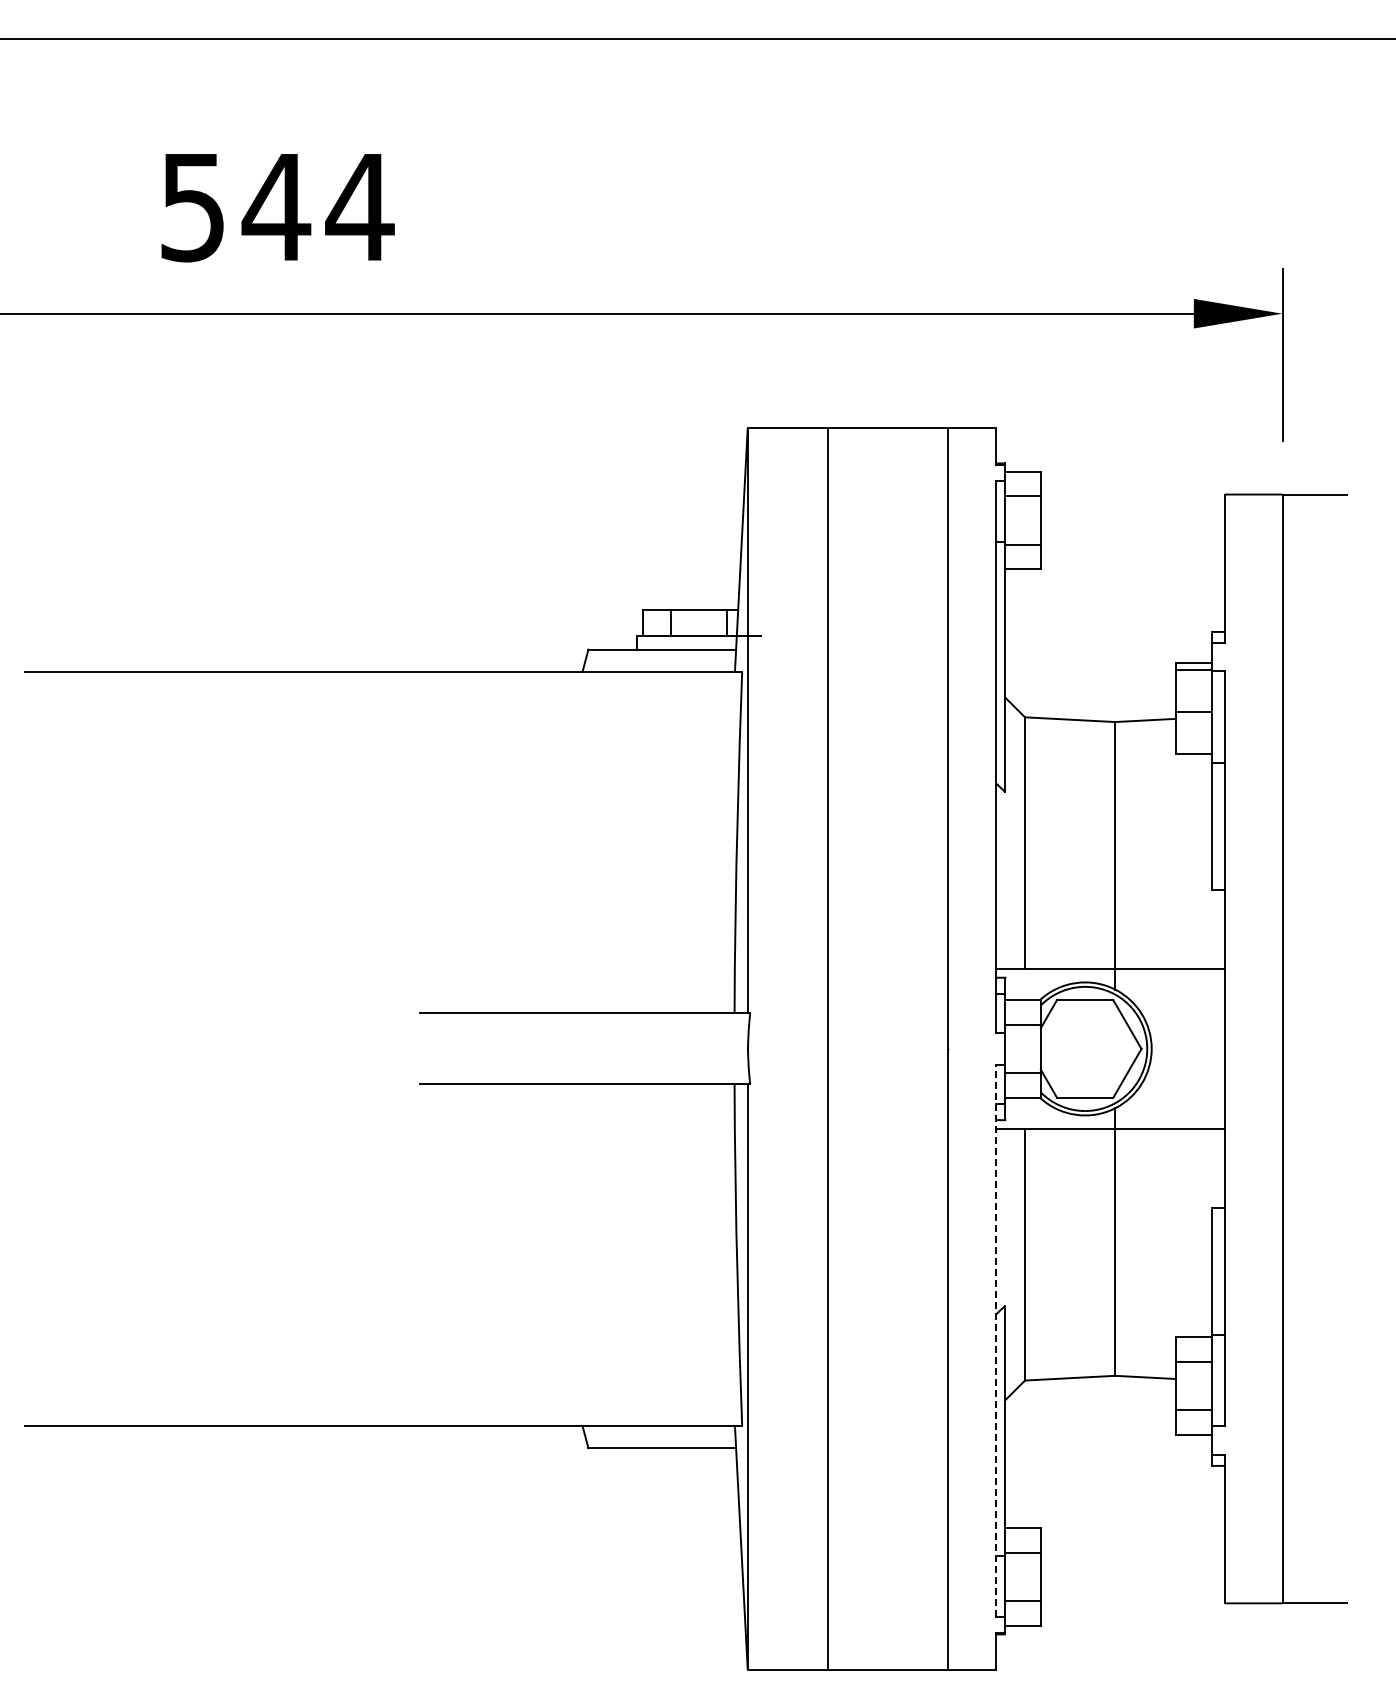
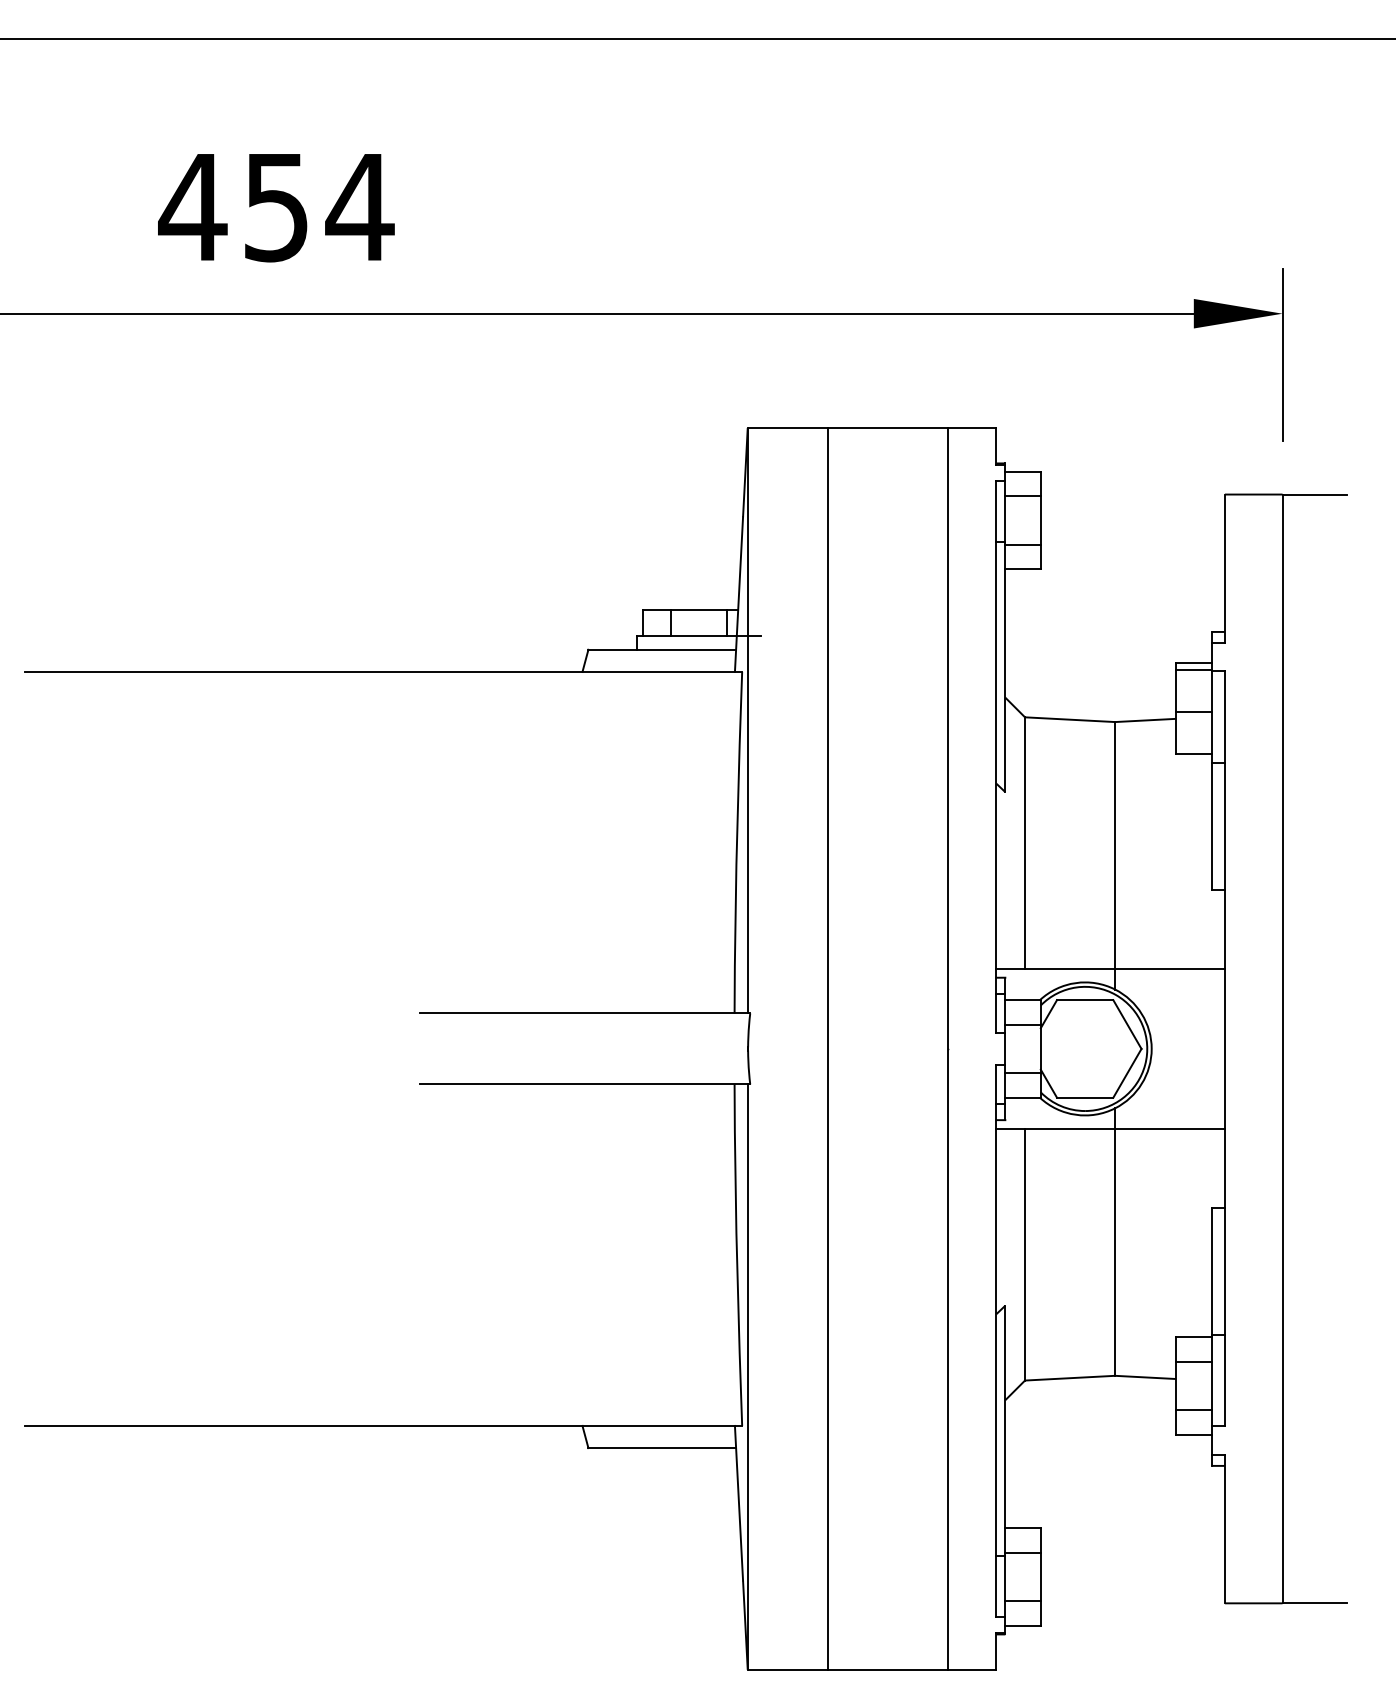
text: 544 -> 454 (234, 208)
line: dashed -> solid (996, 1340)
